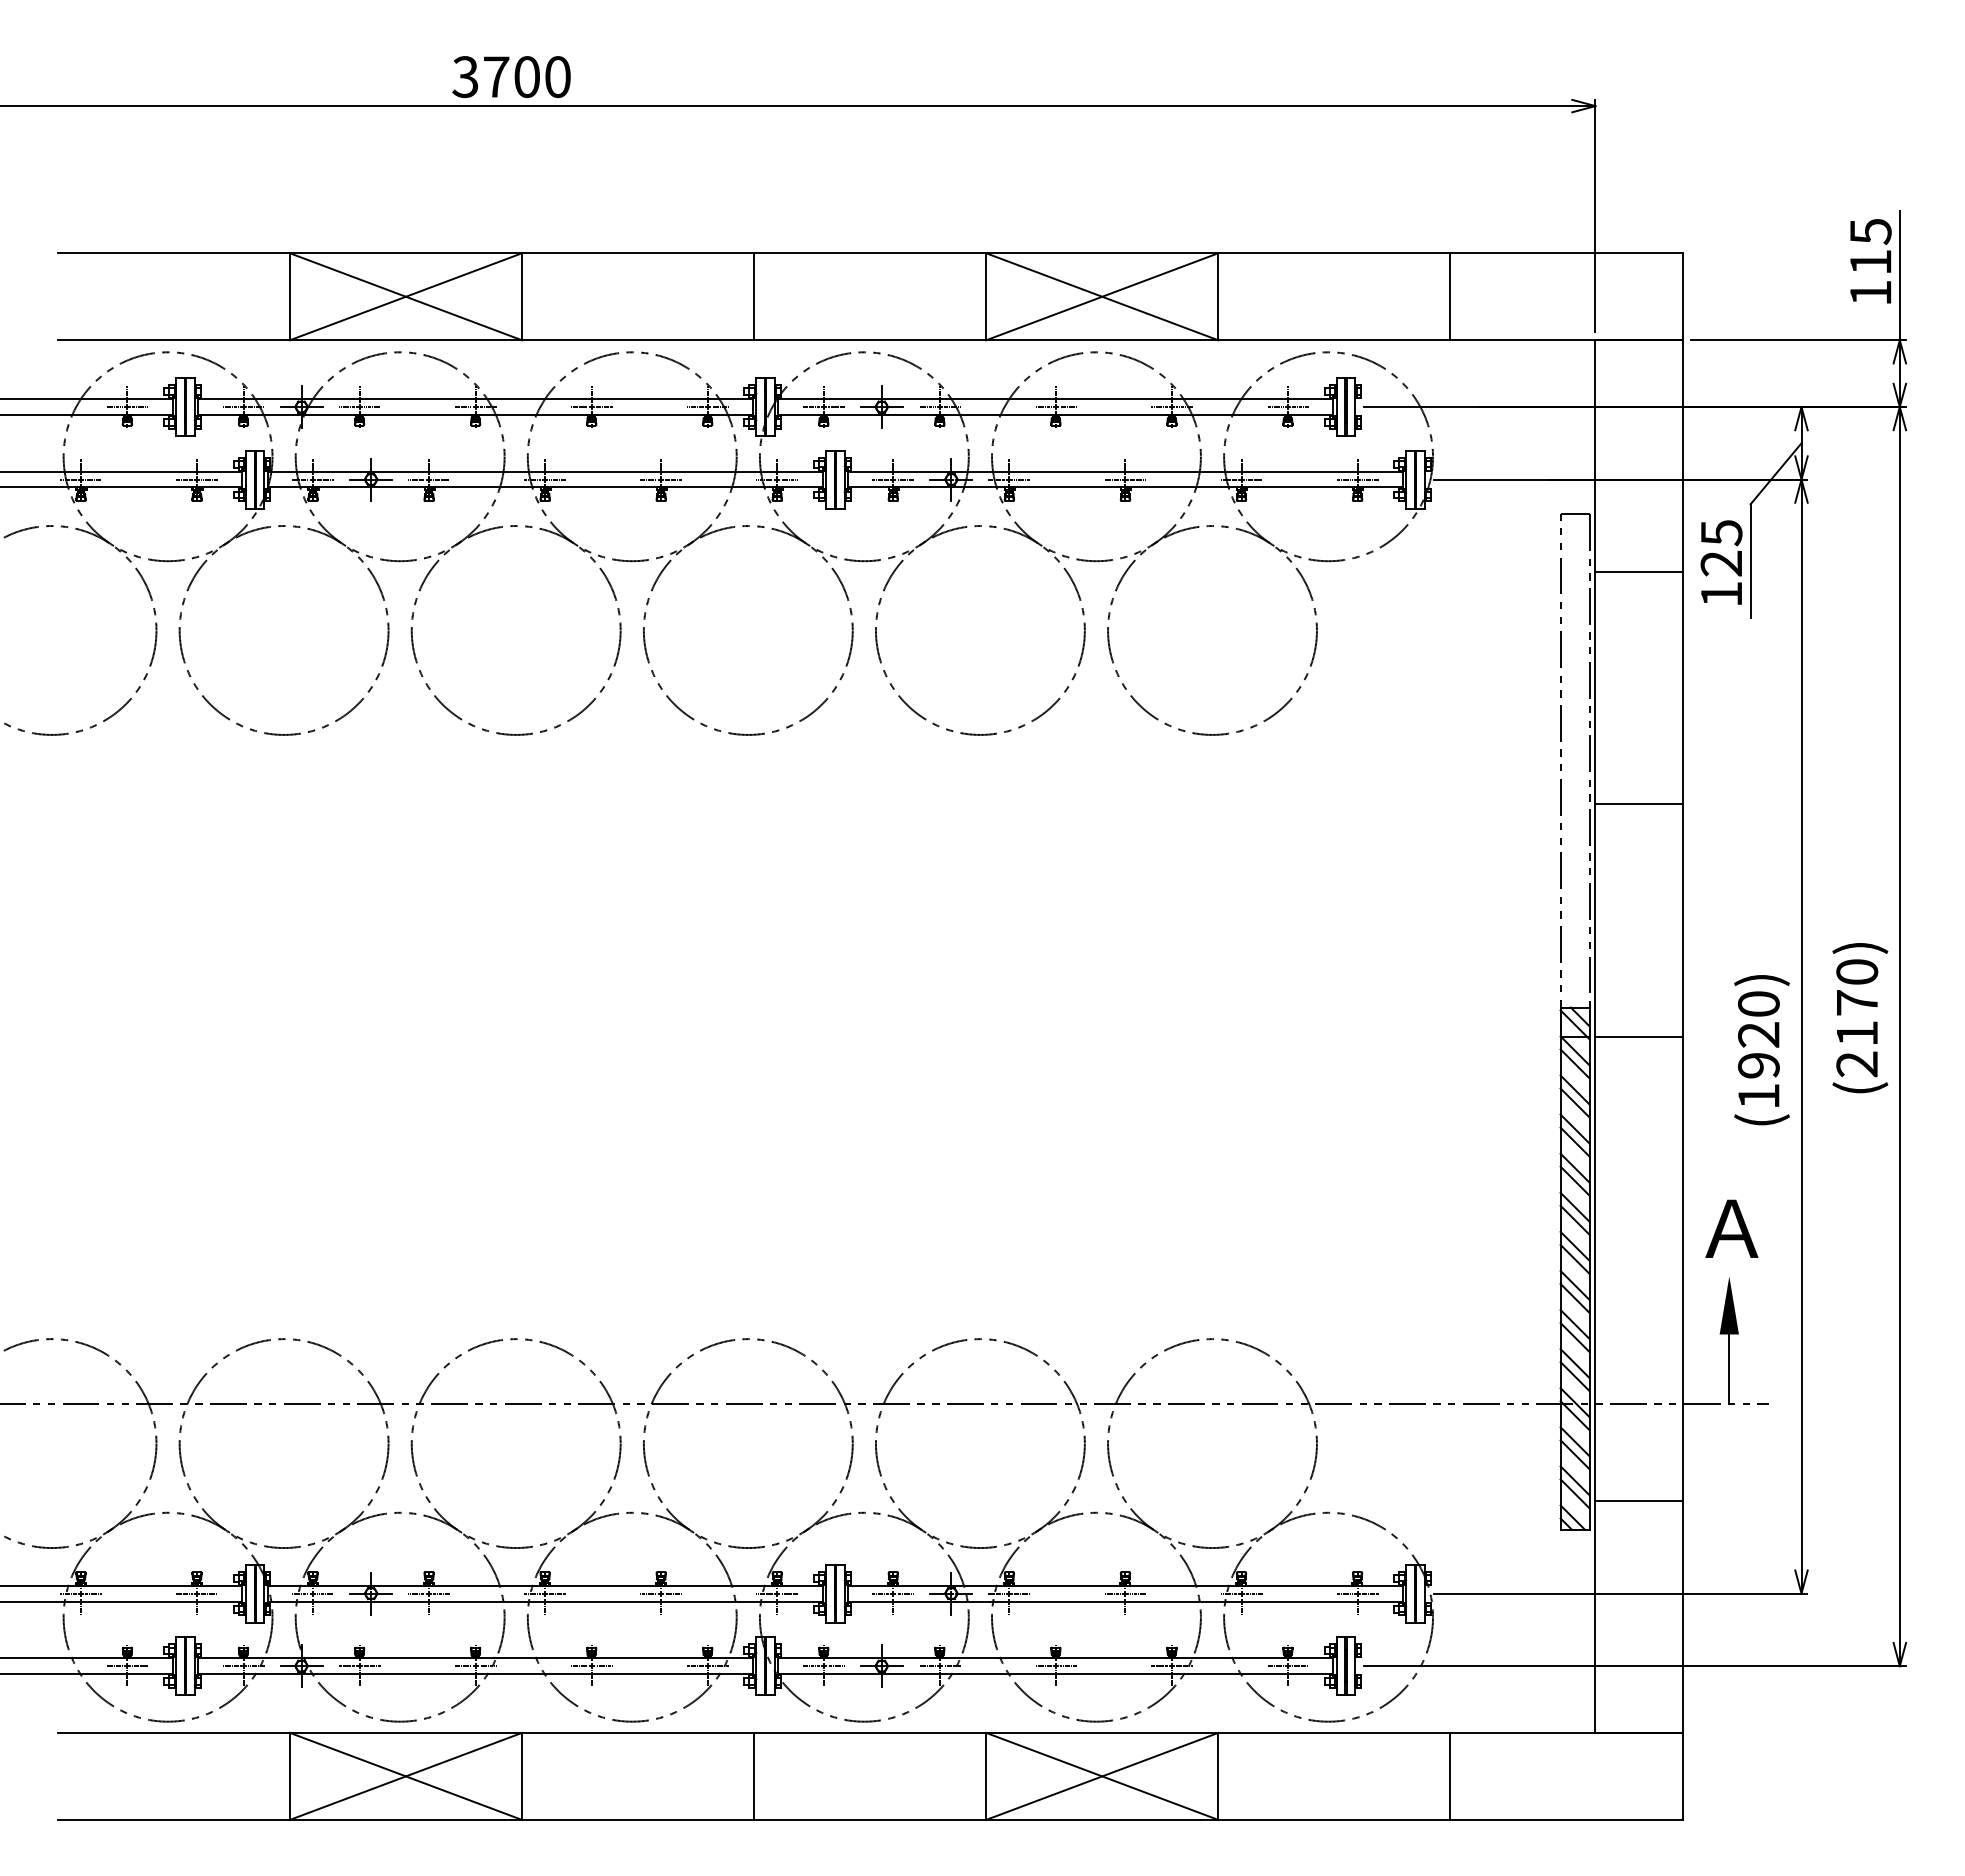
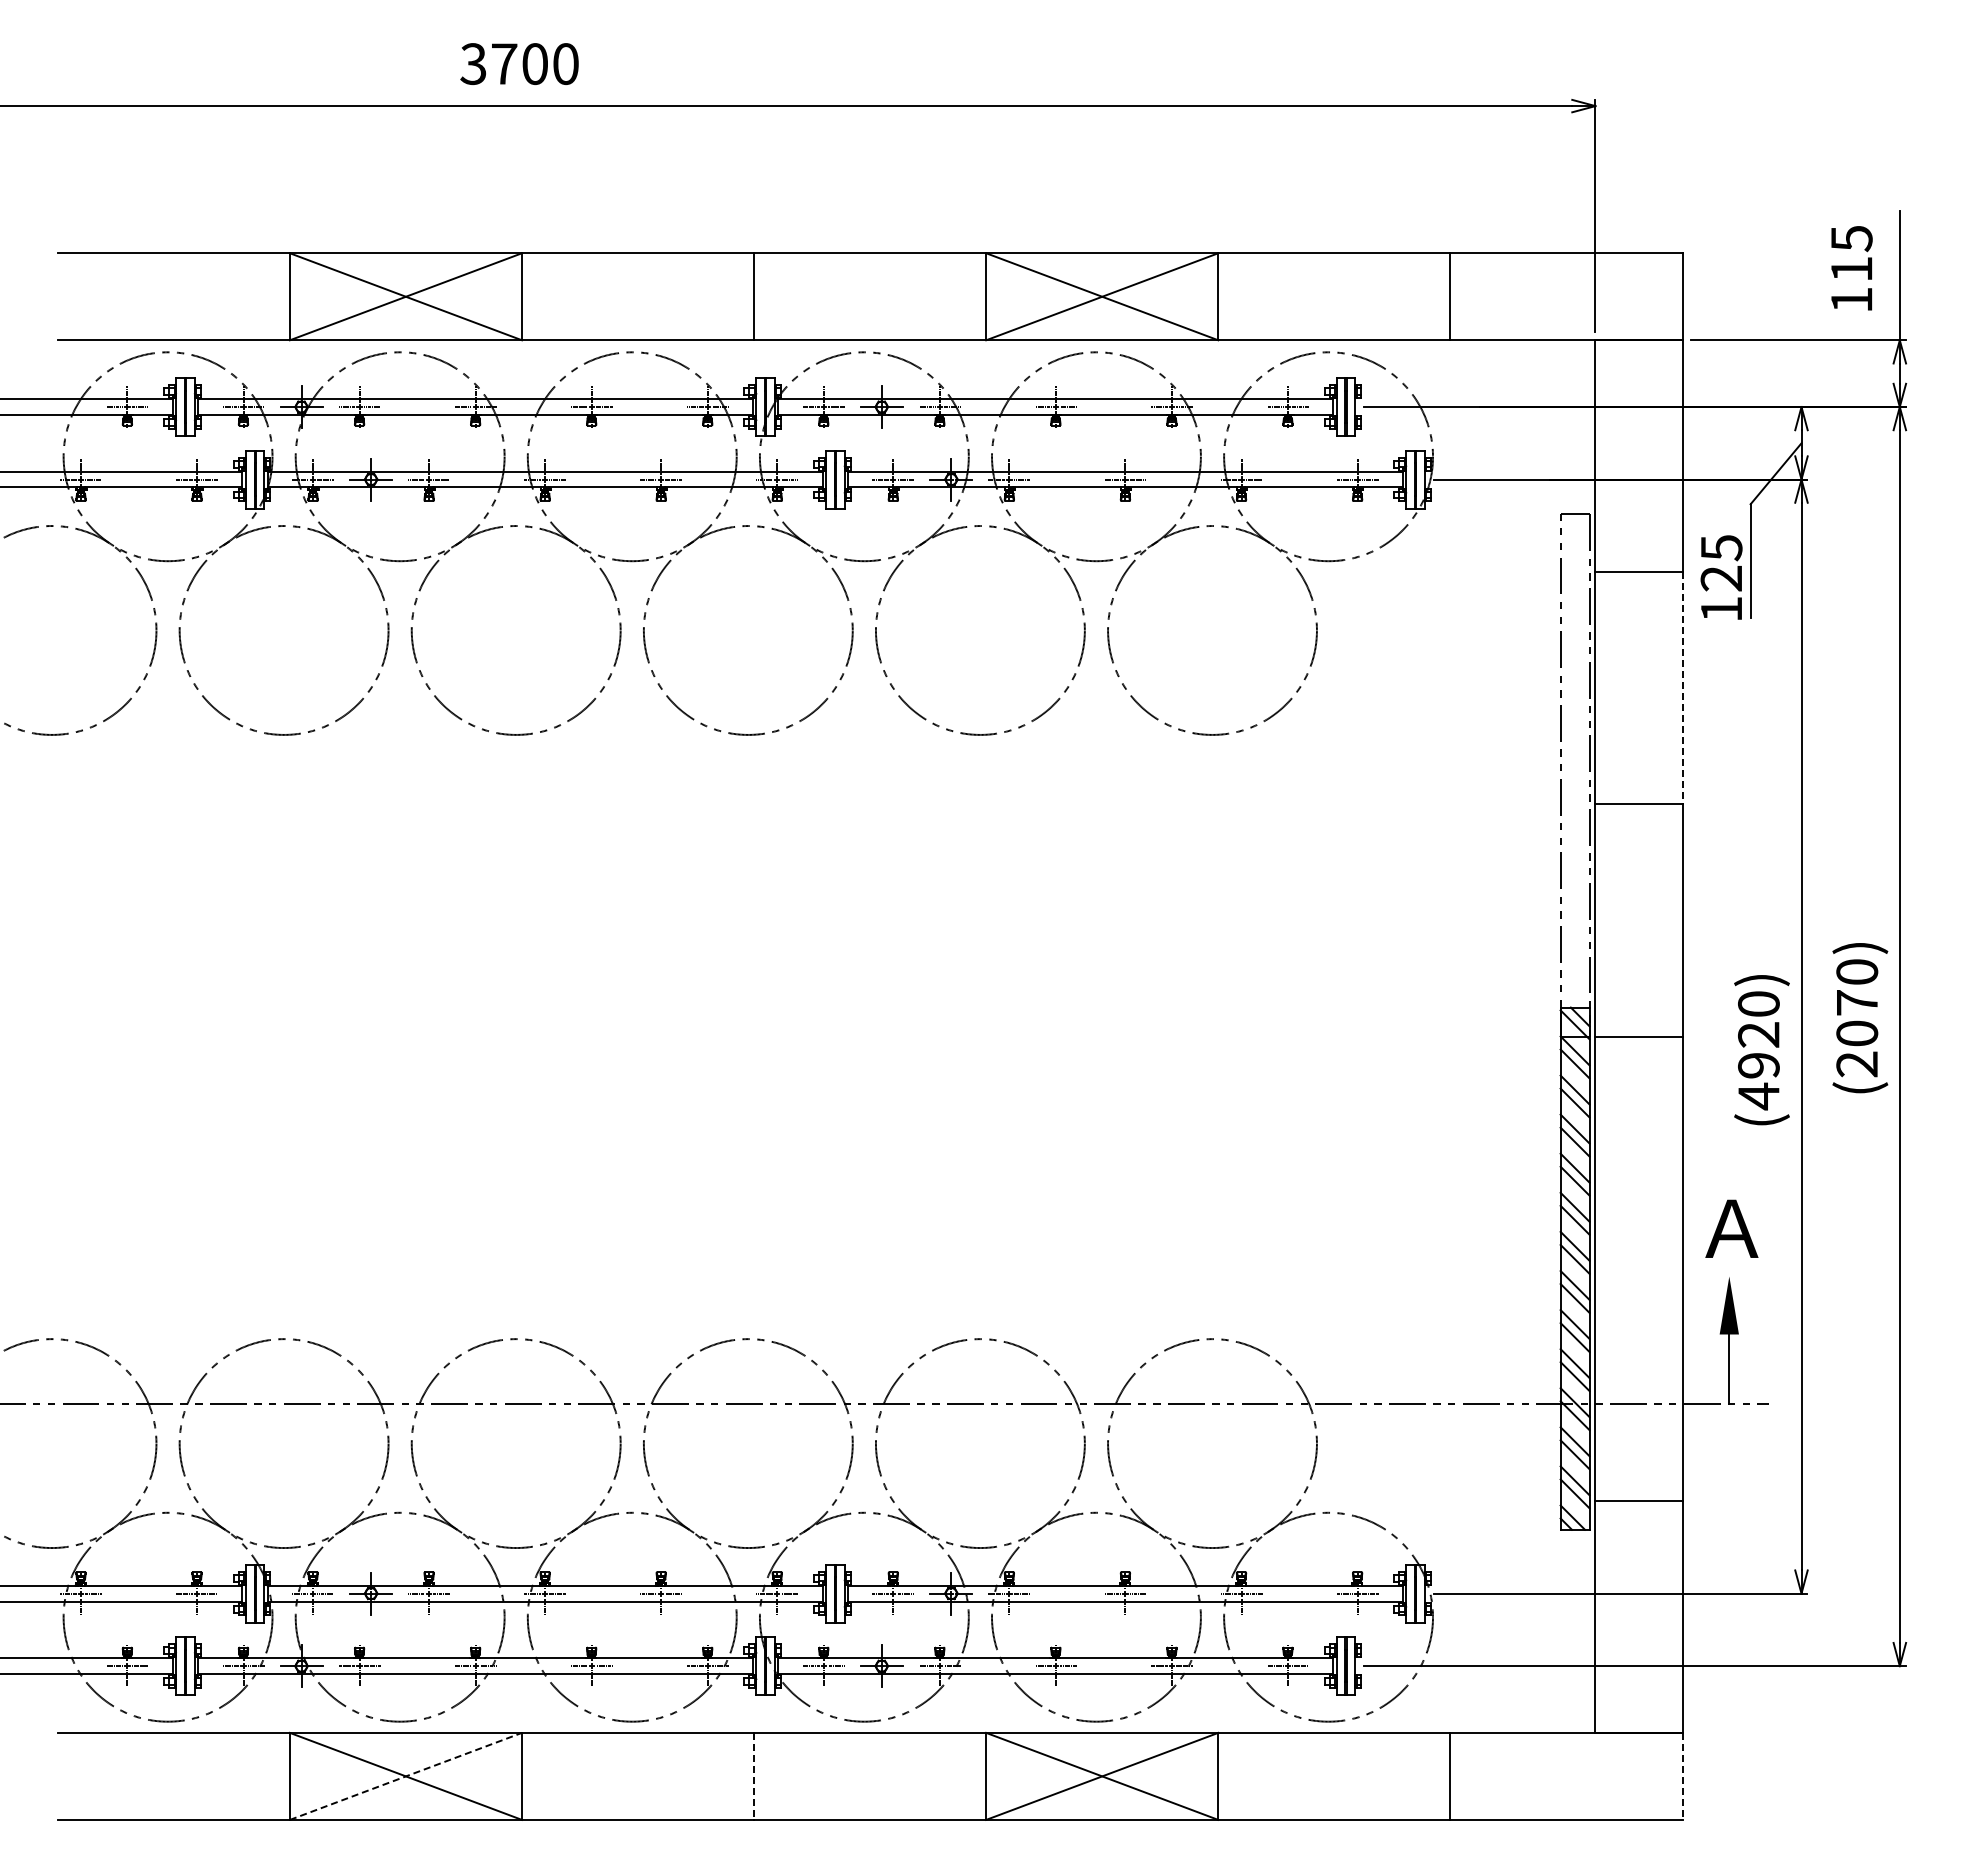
text position: (511, 76) -> (519, 63) (519, 63)
text position: (1870, 261) -> (1851, 268) (1851, 268)
text position: (1721, 562) -> (1721, 577) (1721, 577)
line: solid -> dashed (1682, 688)
text: (2170) -> (2070) (1857, 1033)
text: (1920) -> (4920) (1758, 1096)
line: solid -> dashed (405, 1776)
line: solid -> dashed (754, 1776)
line: solid -> dashed (1682, 1776)
